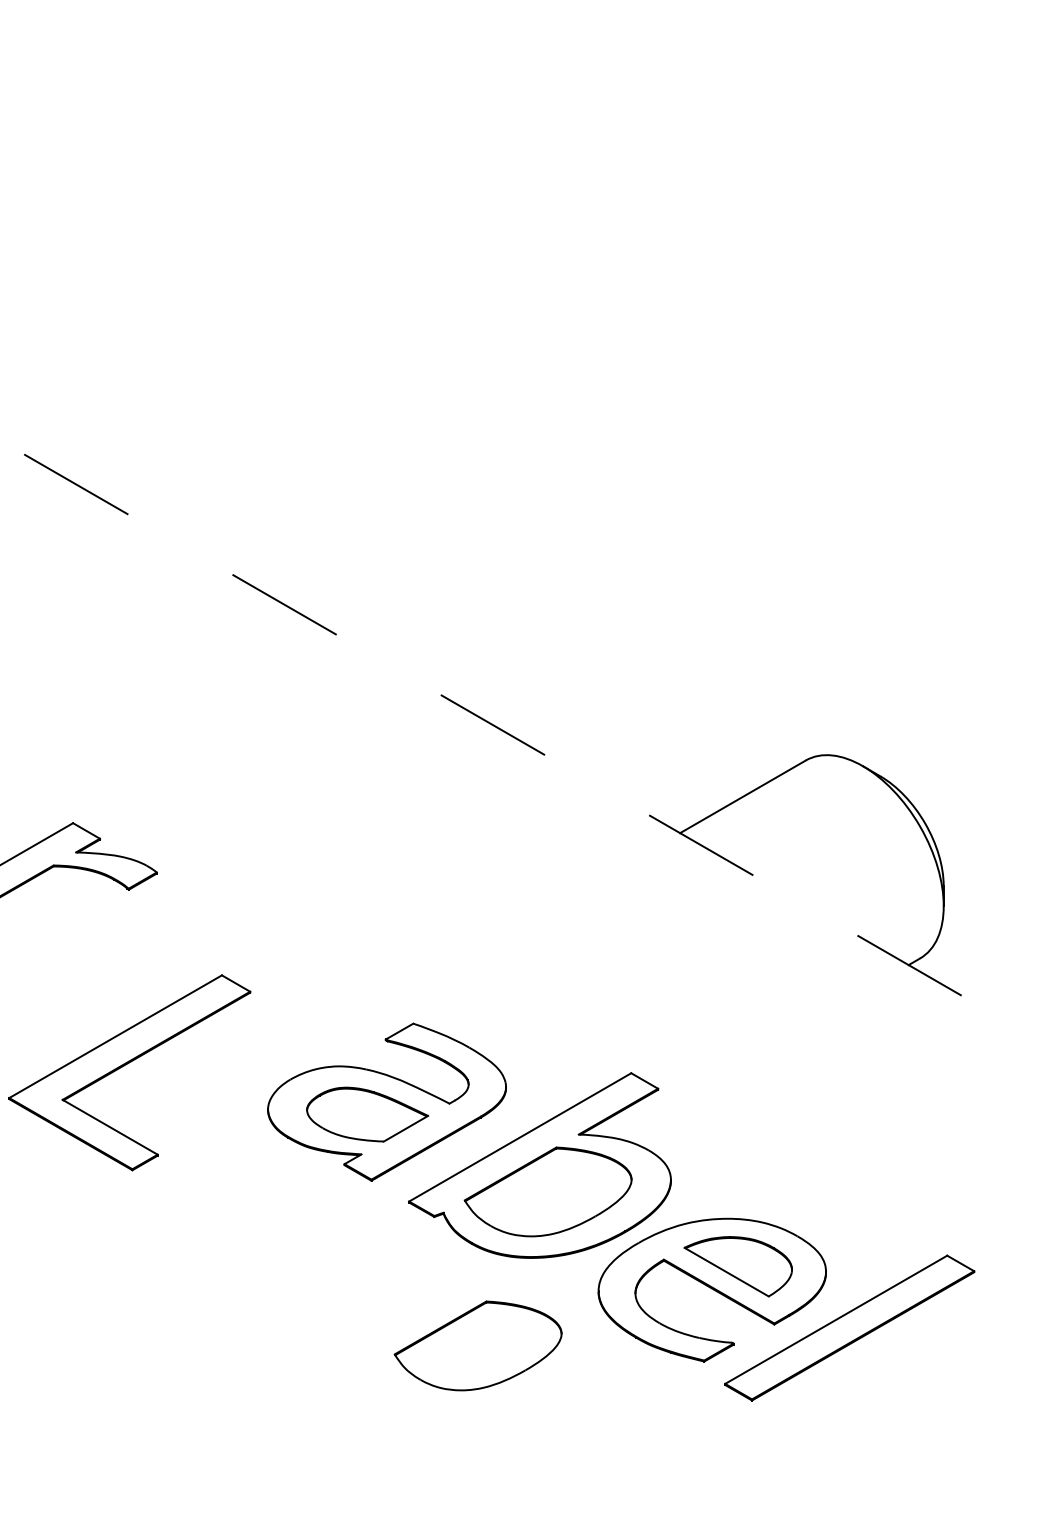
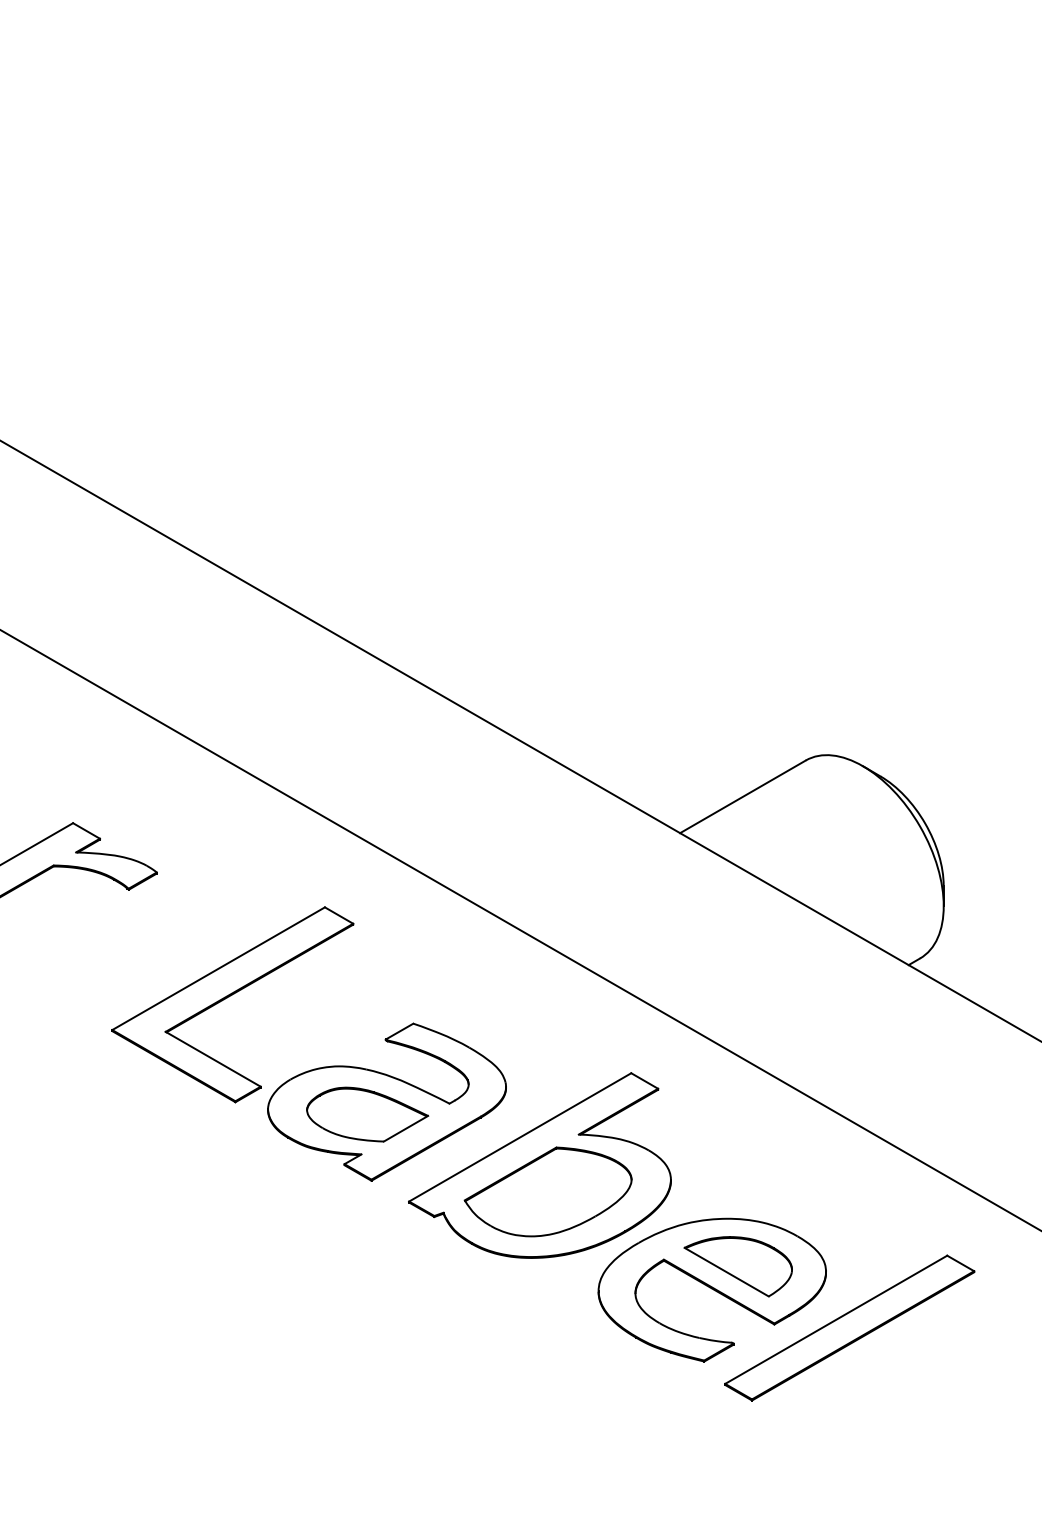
line: dashed -> solid (520, 741)
line: none -> present (520, 929)
part position: (126, 1065) -> (229, 997) (229, 997)
part: present -> none (477, 1345)
